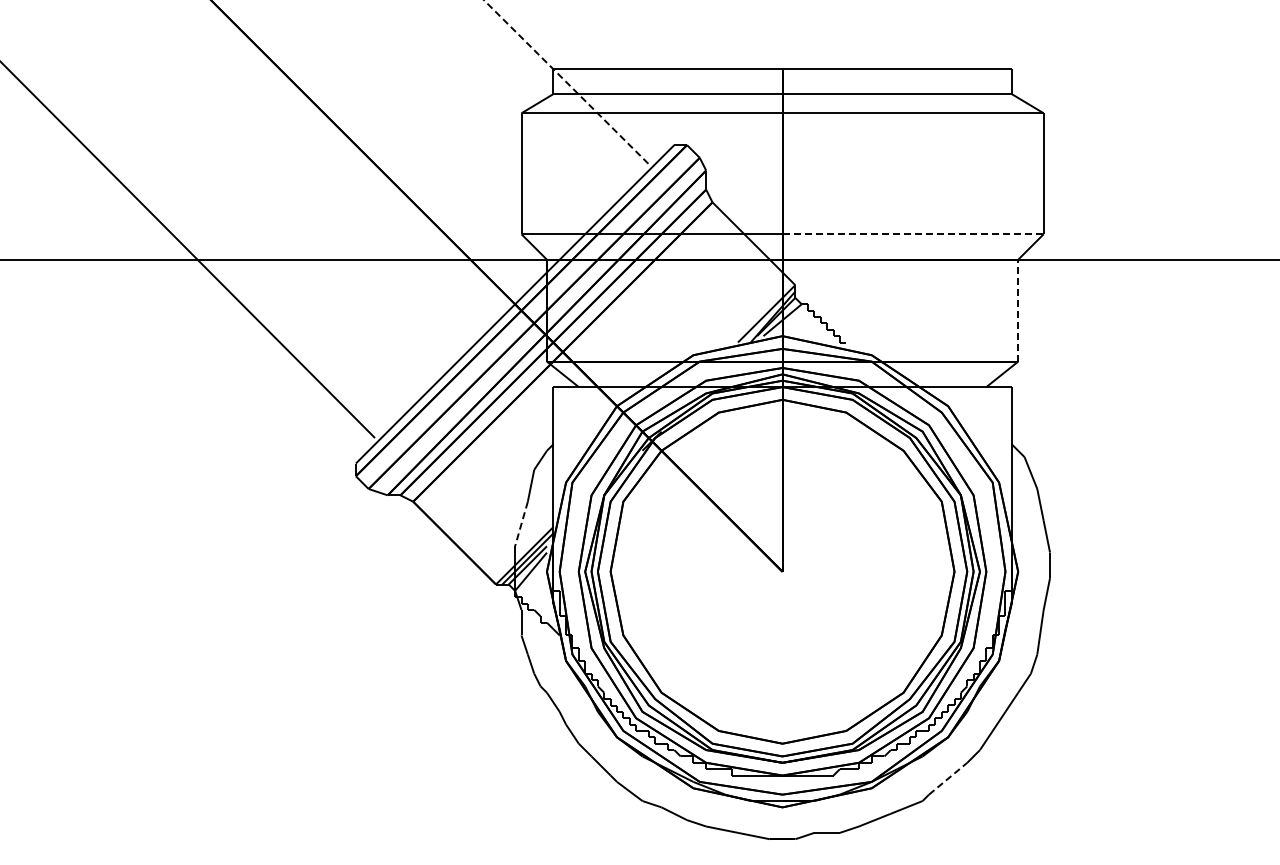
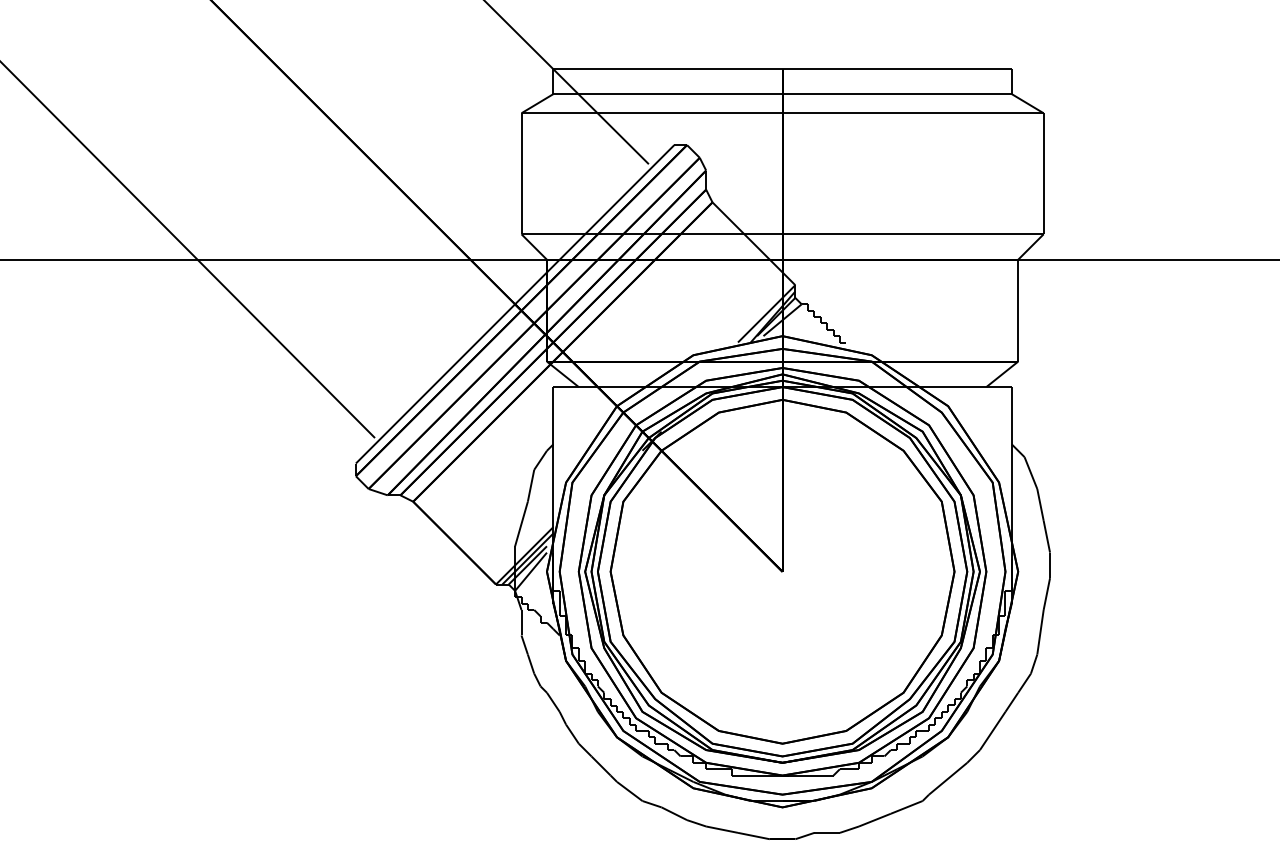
line: dashed -> solid (566, 82)
line: dashed -> solid (913, 234)
line: dashed -> solid (1018, 310)
line: dashed -> solid (521, 524)
line: dashed -> solid (948, 778)
